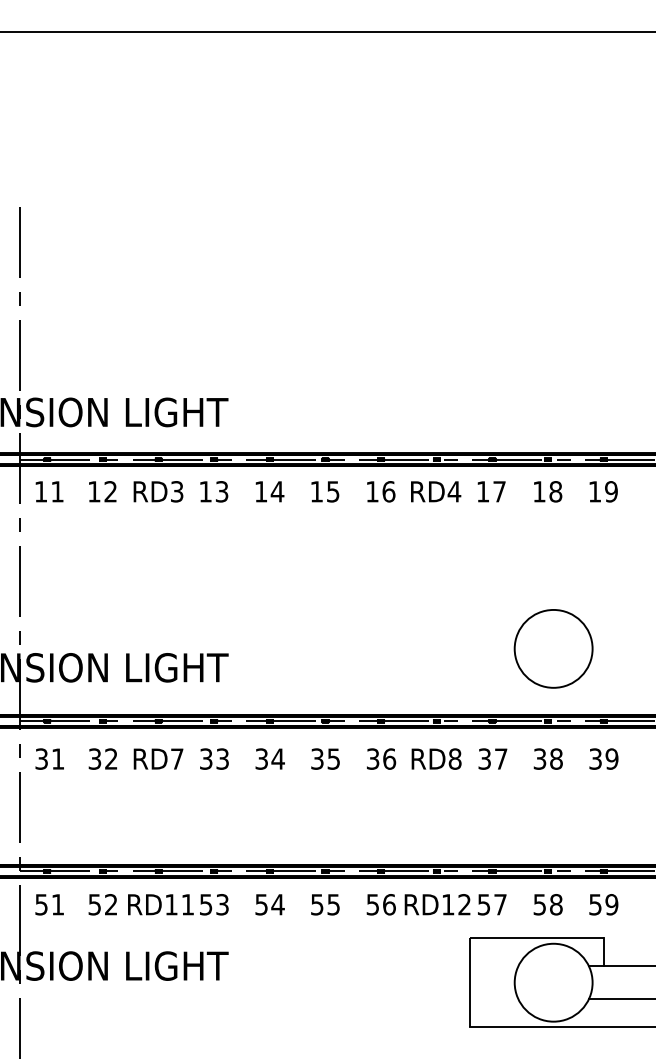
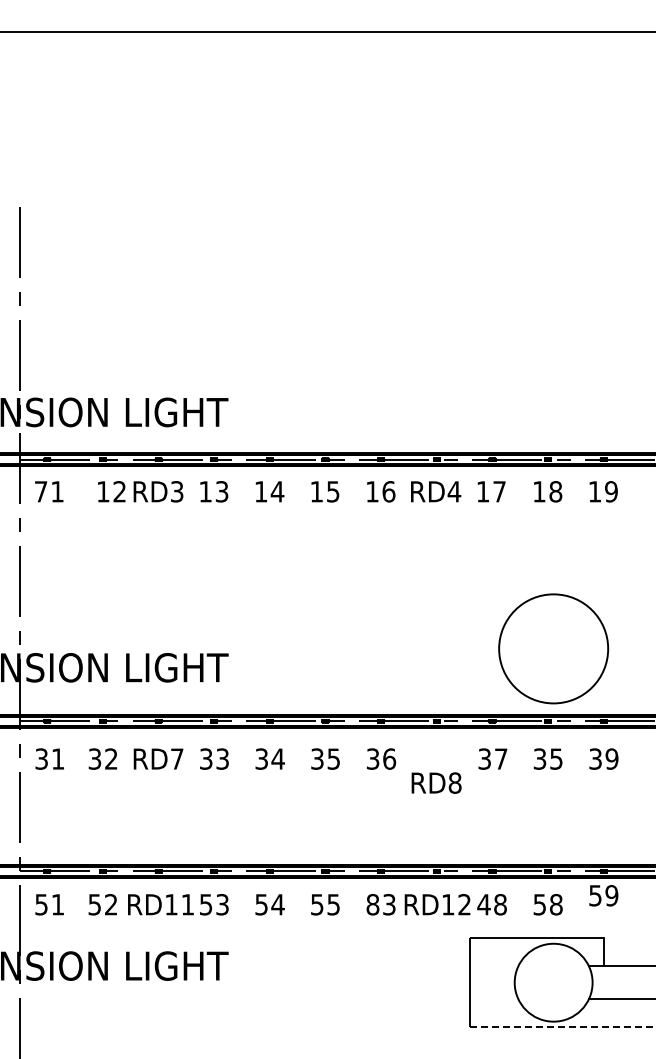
text: 11 -> 71 (41, 491)
text position: (102, 491) -> (111, 491) (111, 491)
circle diameter: 78 px -> 109 px (553, 648)
text position: (436, 758) -> (436, 782) (436, 782)
text: 38 -> 35 (556, 758)
text: 56 -> 83 (380, 904)
text: 57 -> 48 (491, 904)
text position: (603, 904) -> (603, 895) (603, 895)
line: solid -> dashed (563, 1027)
